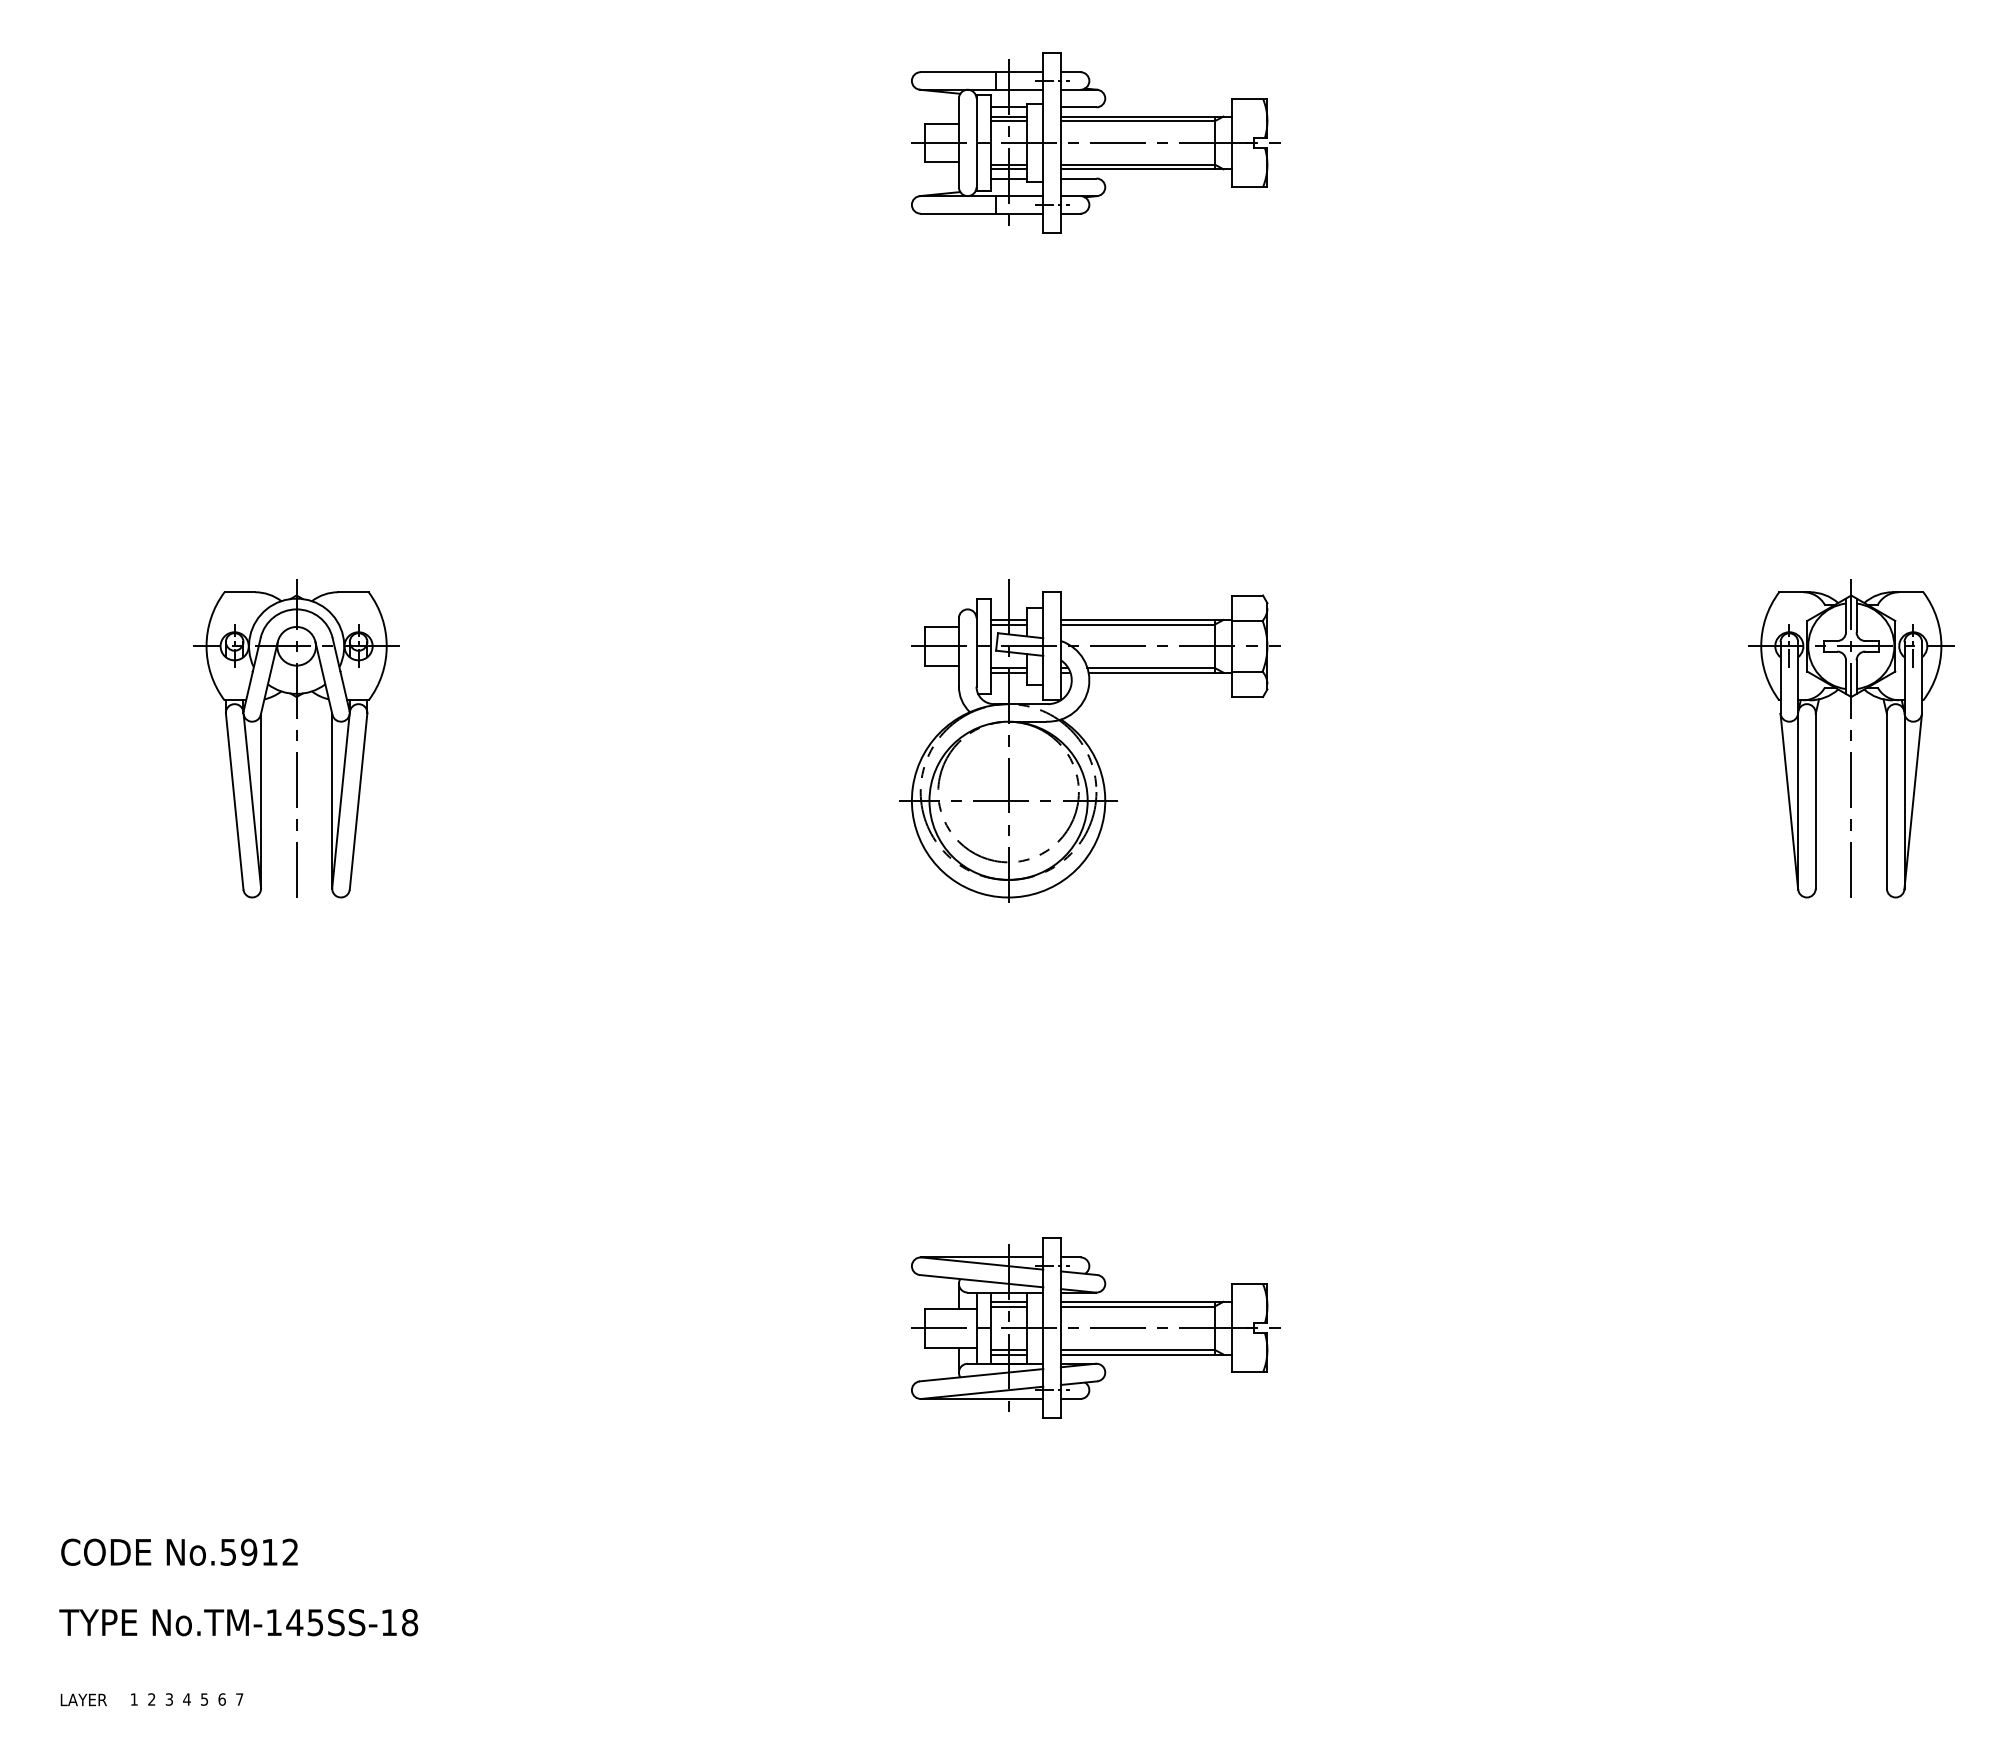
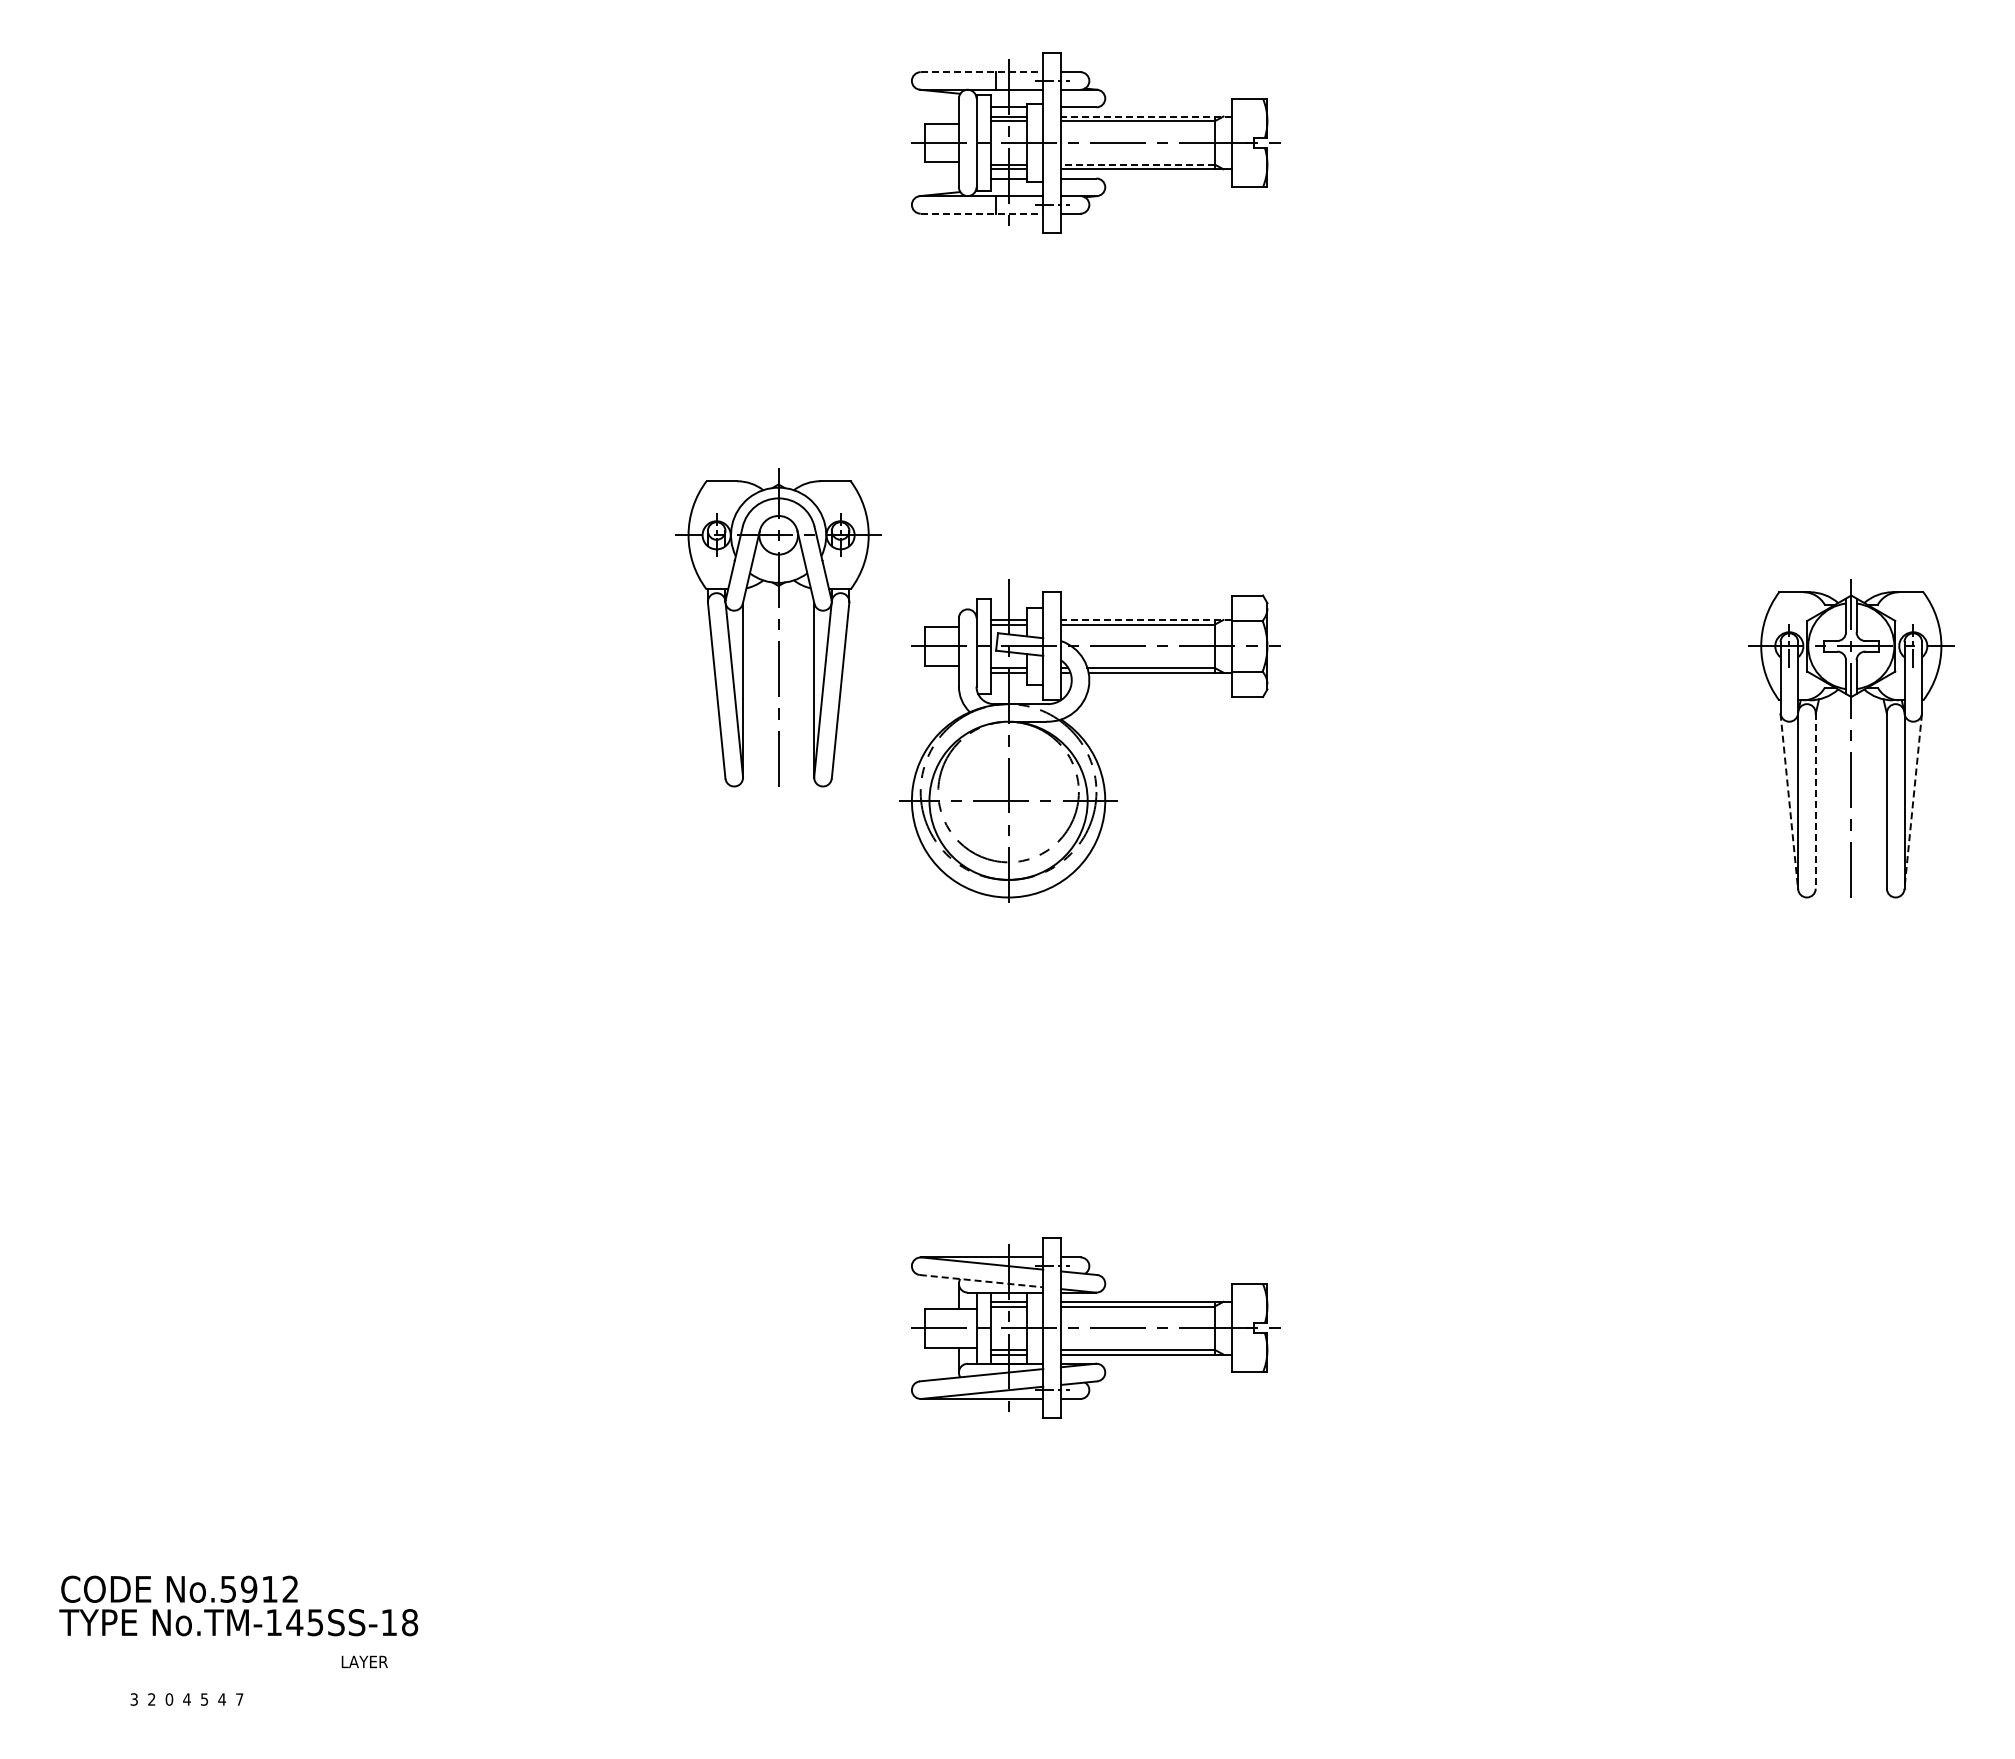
line: solid -> dashed (982, 72)
line: solid -> dashed (1146, 116)
line: solid -> dashed (1137, 164)
line: solid -> dashed (982, 213)
line: solid -> dashed (1146, 619)
part position: (296, 738) -> (778, 627) (778, 627)
line: solid -> dashed (1815, 800)
line: solid -> dashed (1789, 802)
line: solid -> dashed (1913, 802)
line: solid -> dashed (982, 1281)
text position: (179, 1551) -> (179, 1588) (179, 1588)
text position: (83, 1699) -> (364, 1661) (364, 1661)
text: 1 -> 3 (133, 1699)
text: 3 -> 0 (169, 1699)
text: 6 -> 4 (222, 1699)
